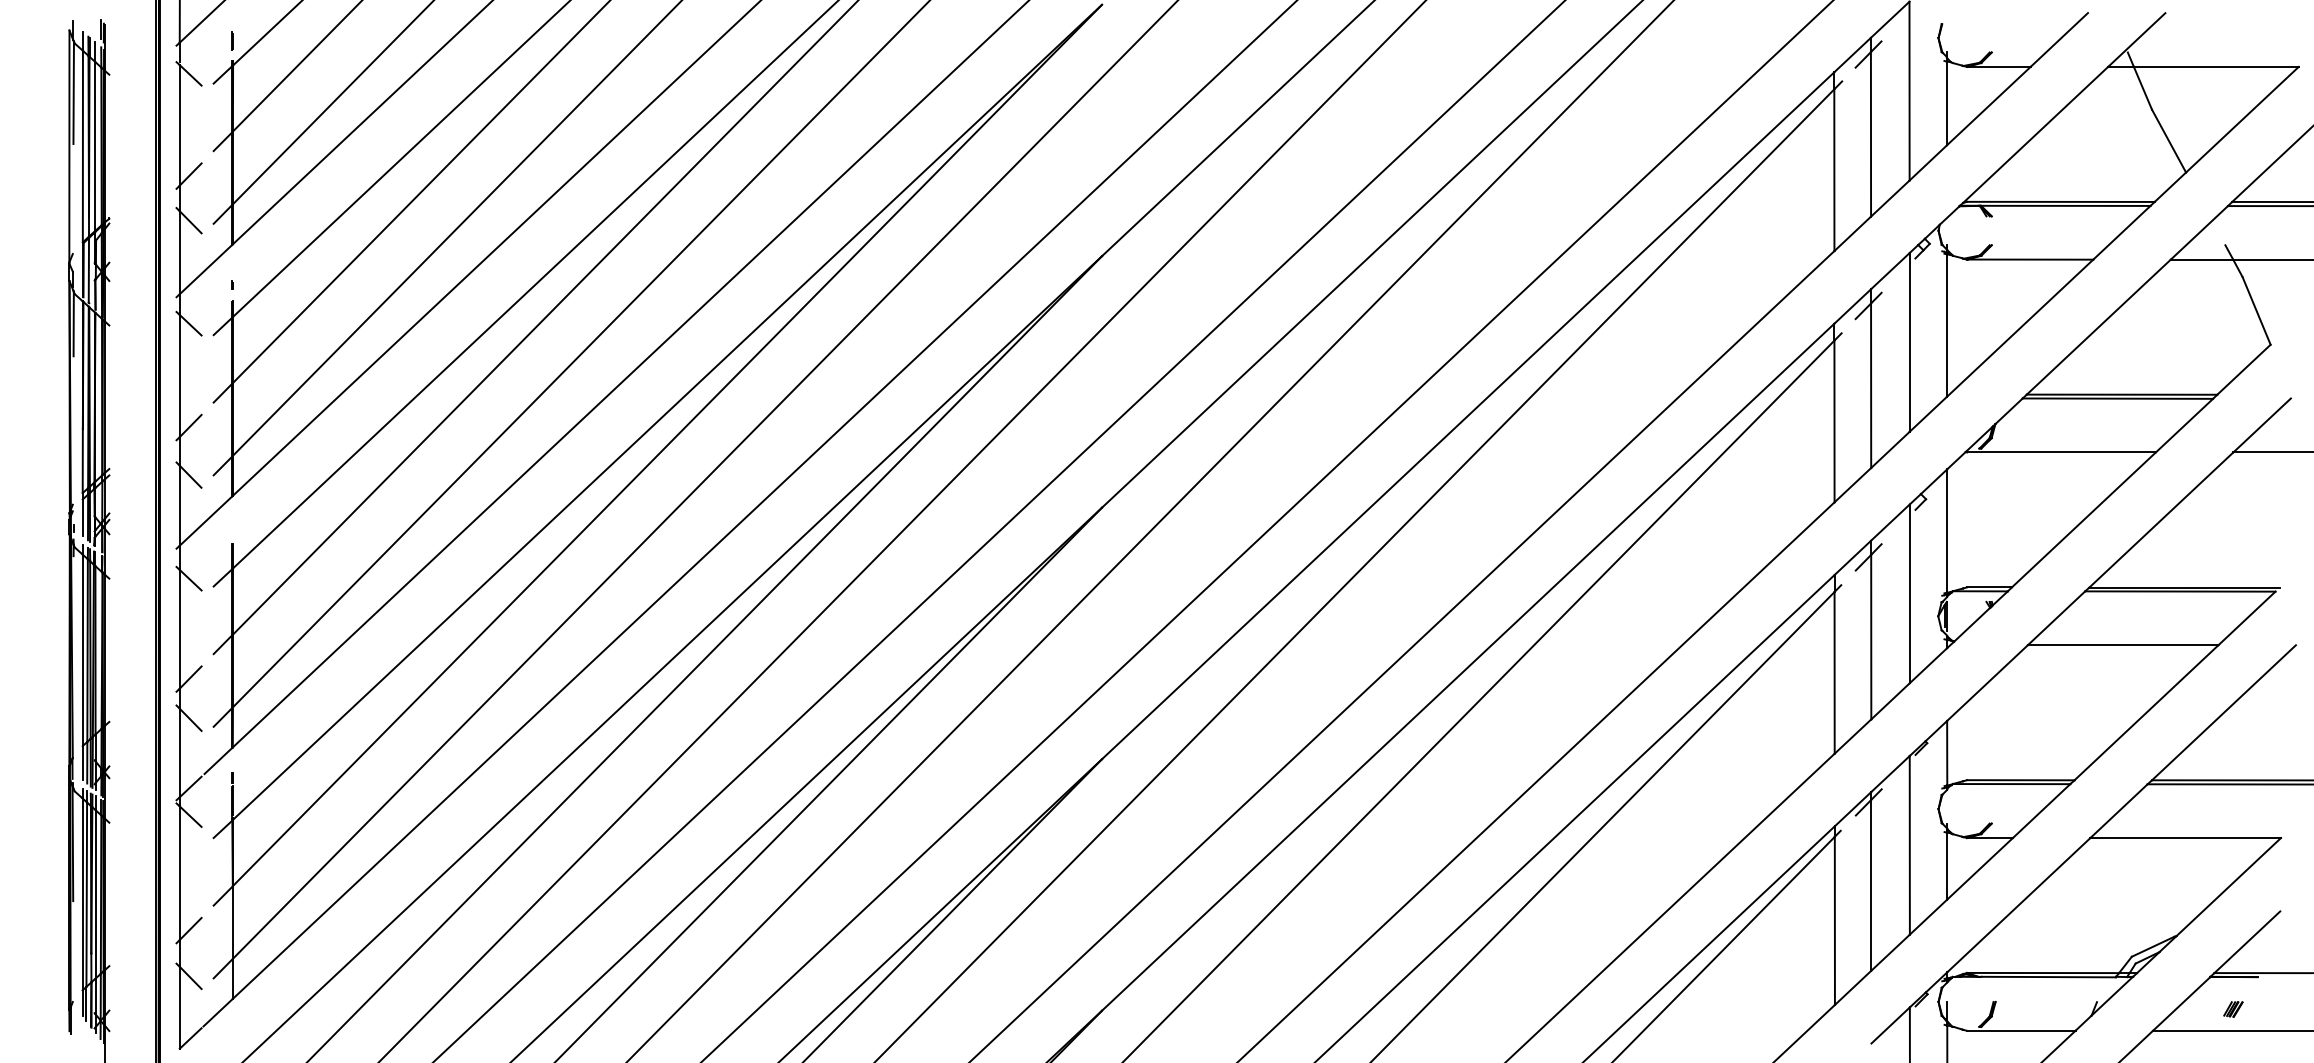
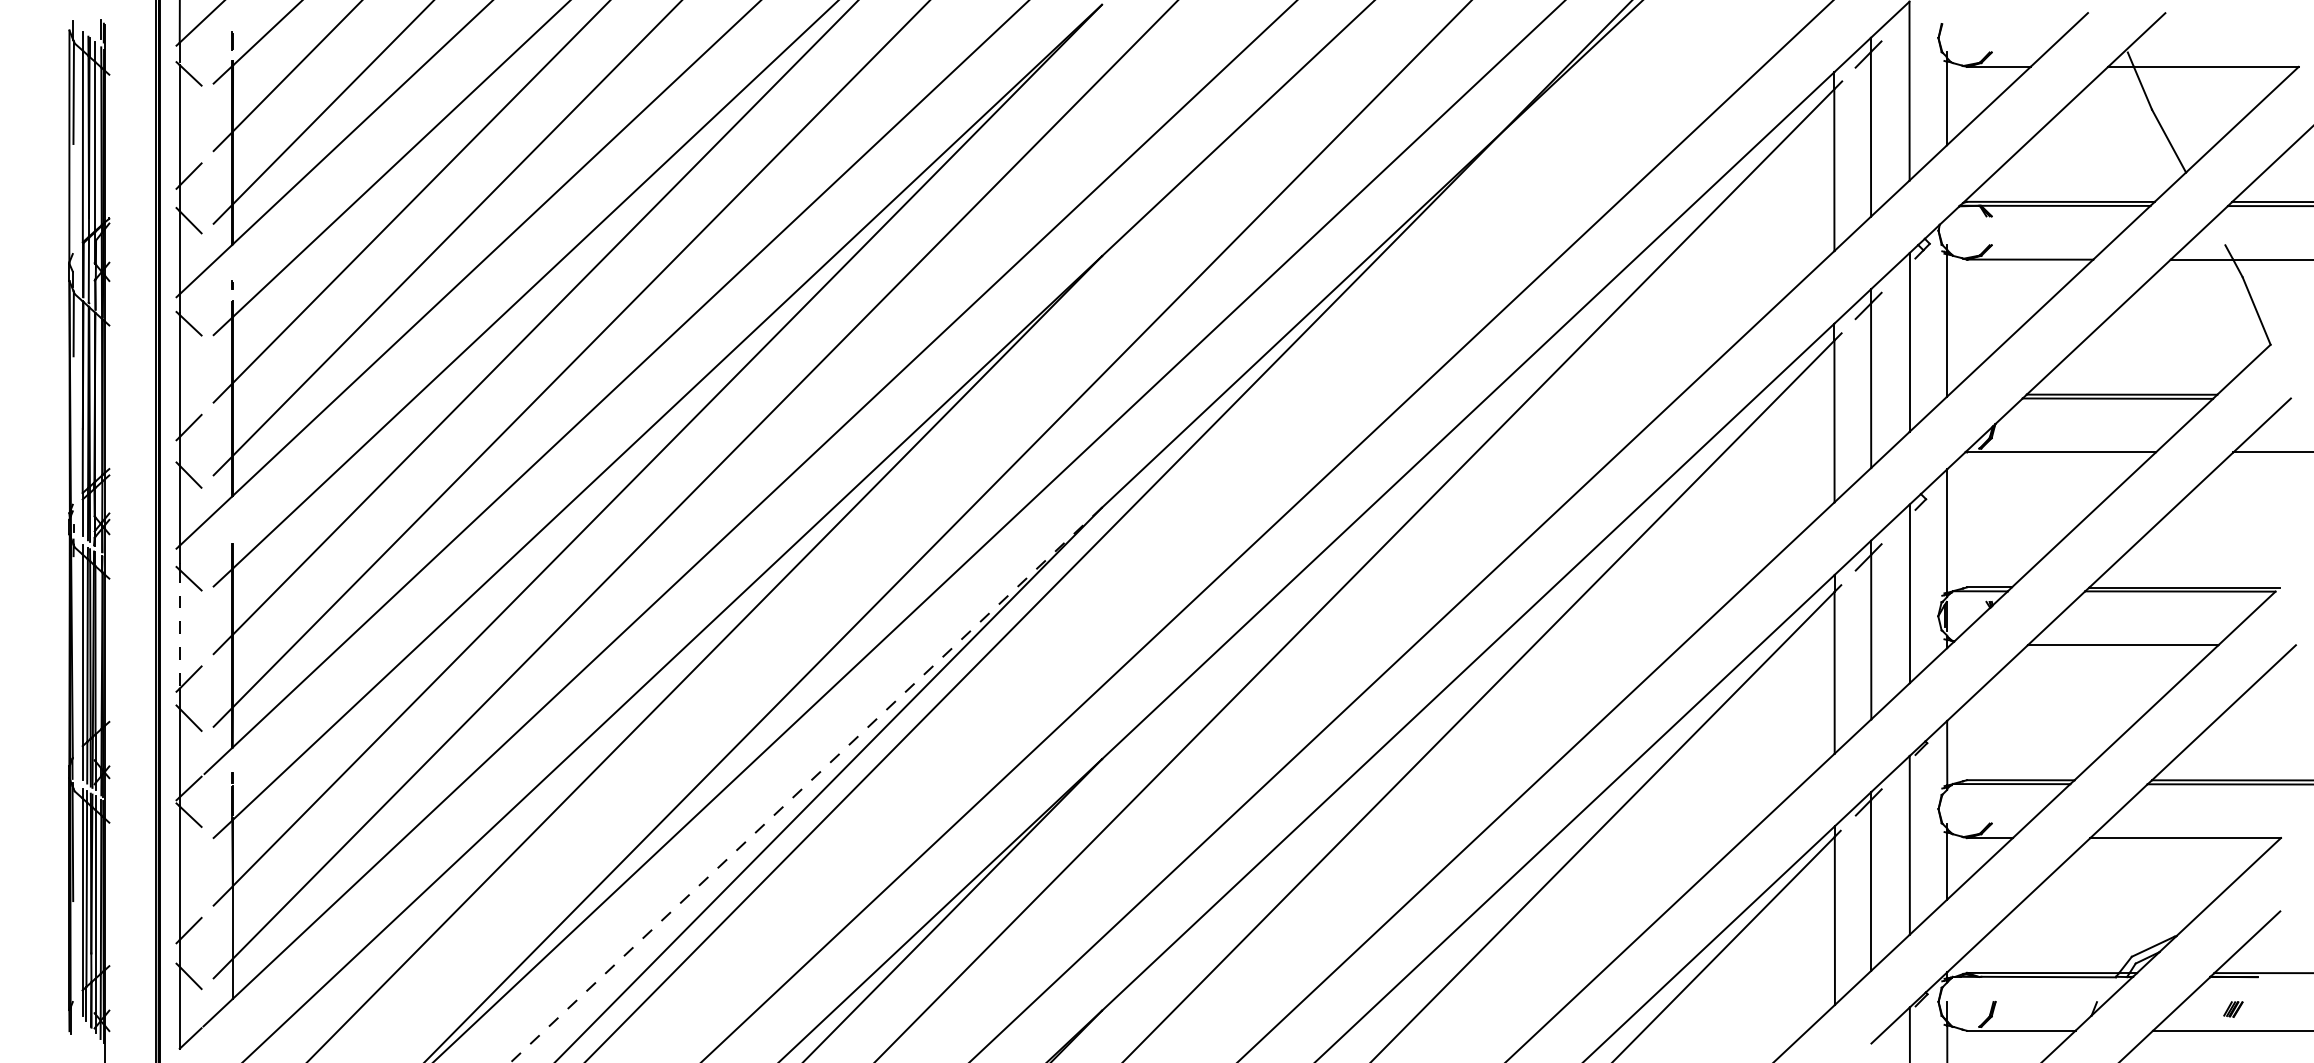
line position: (902, 530) -> (948, 530) (948, 530)
line position: (1150, 530) -> (1108, 530) (1108, 530)
line: solid -> dashed (179, 629)
line: solid -> dashed (805, 785)
